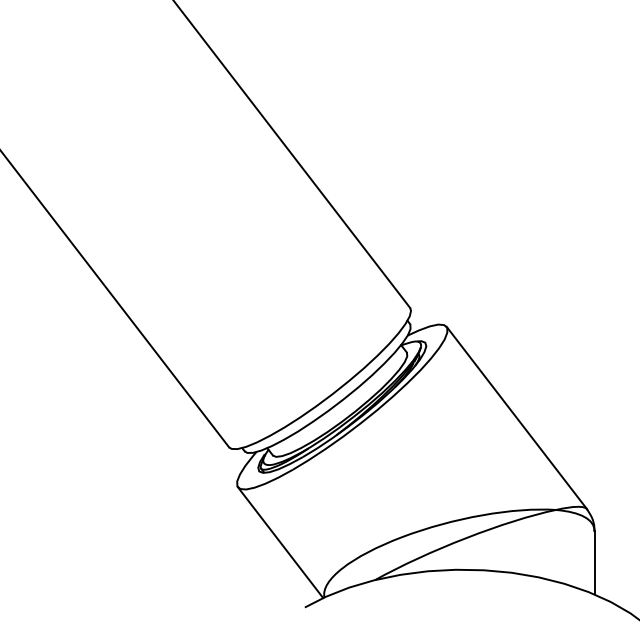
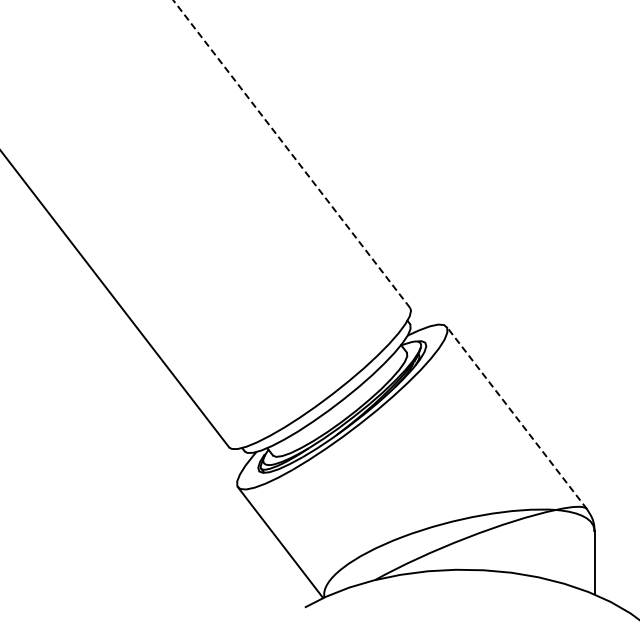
line: solid -> dashed (291, 154)
line: solid -> dashed (516, 417)
